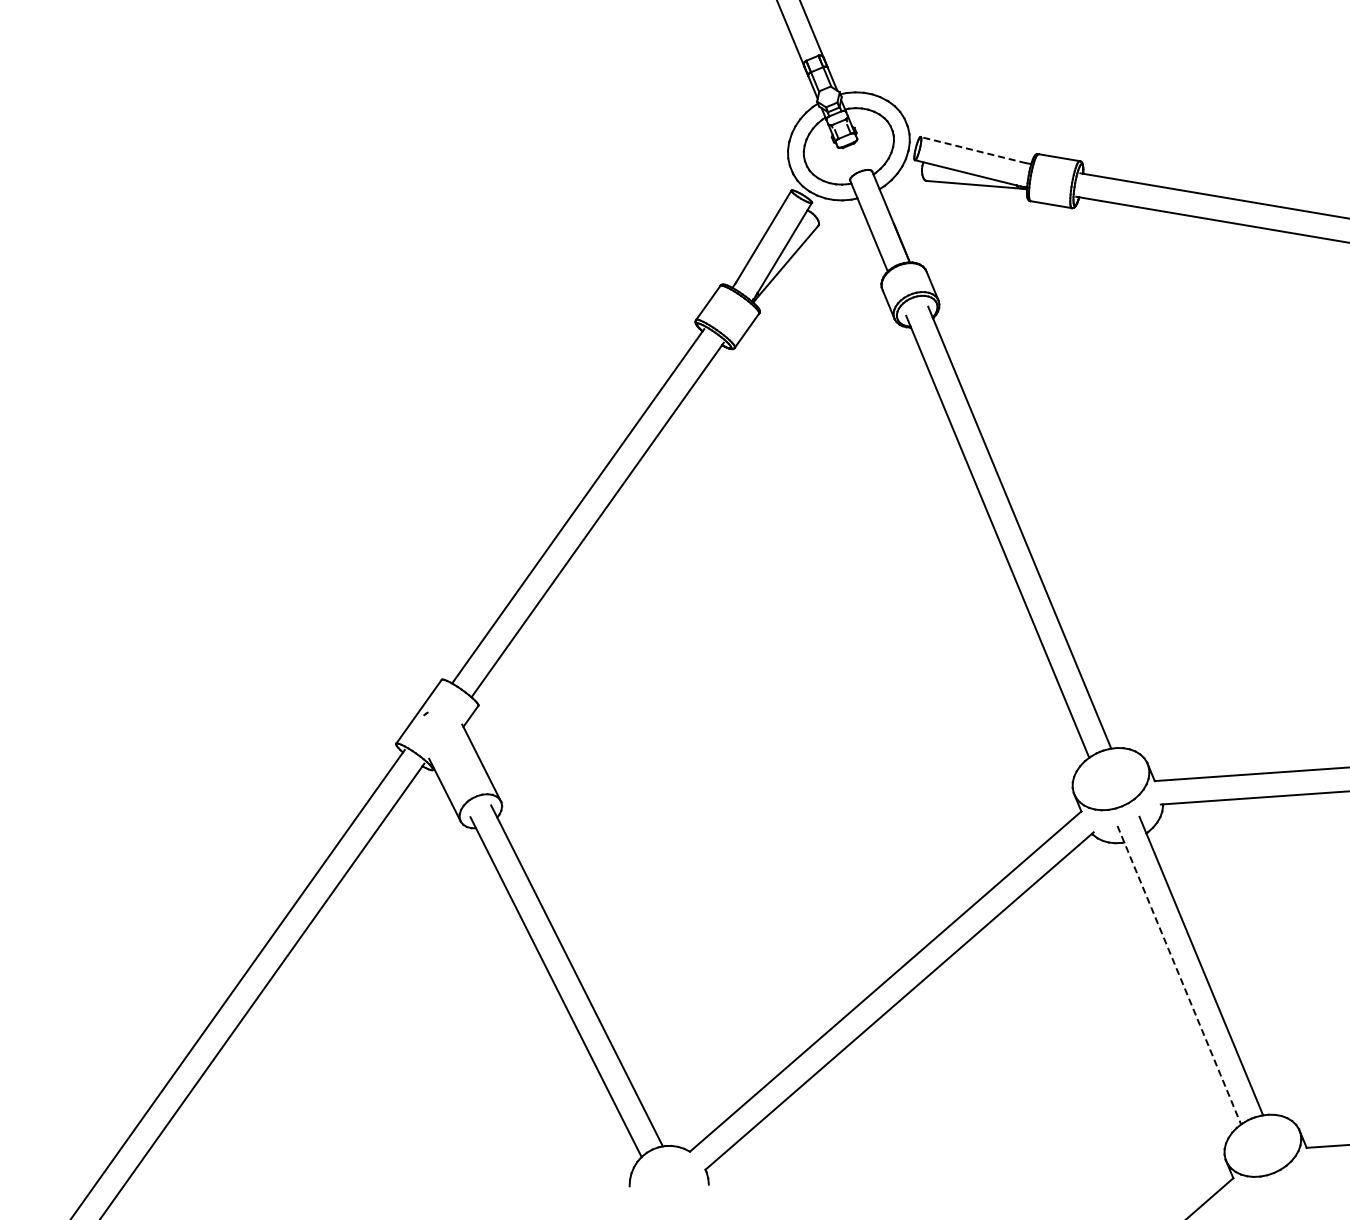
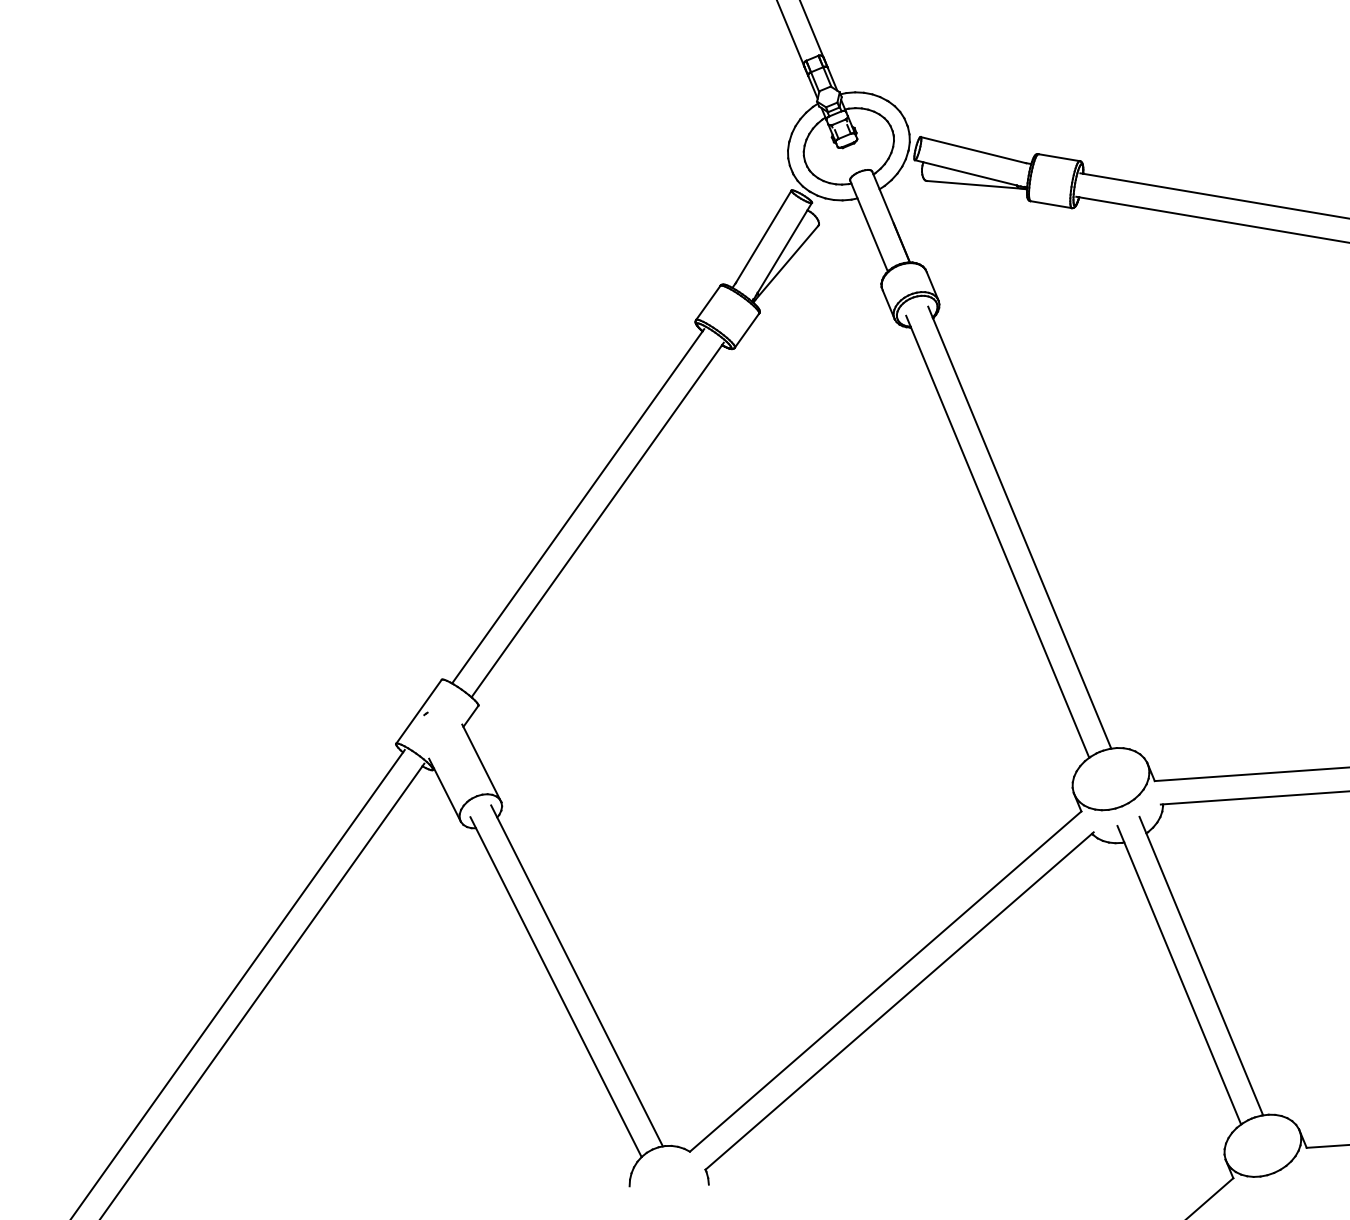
line: dashed -> solid (973, 150)
line: dashed -> solid (1179, 975)
